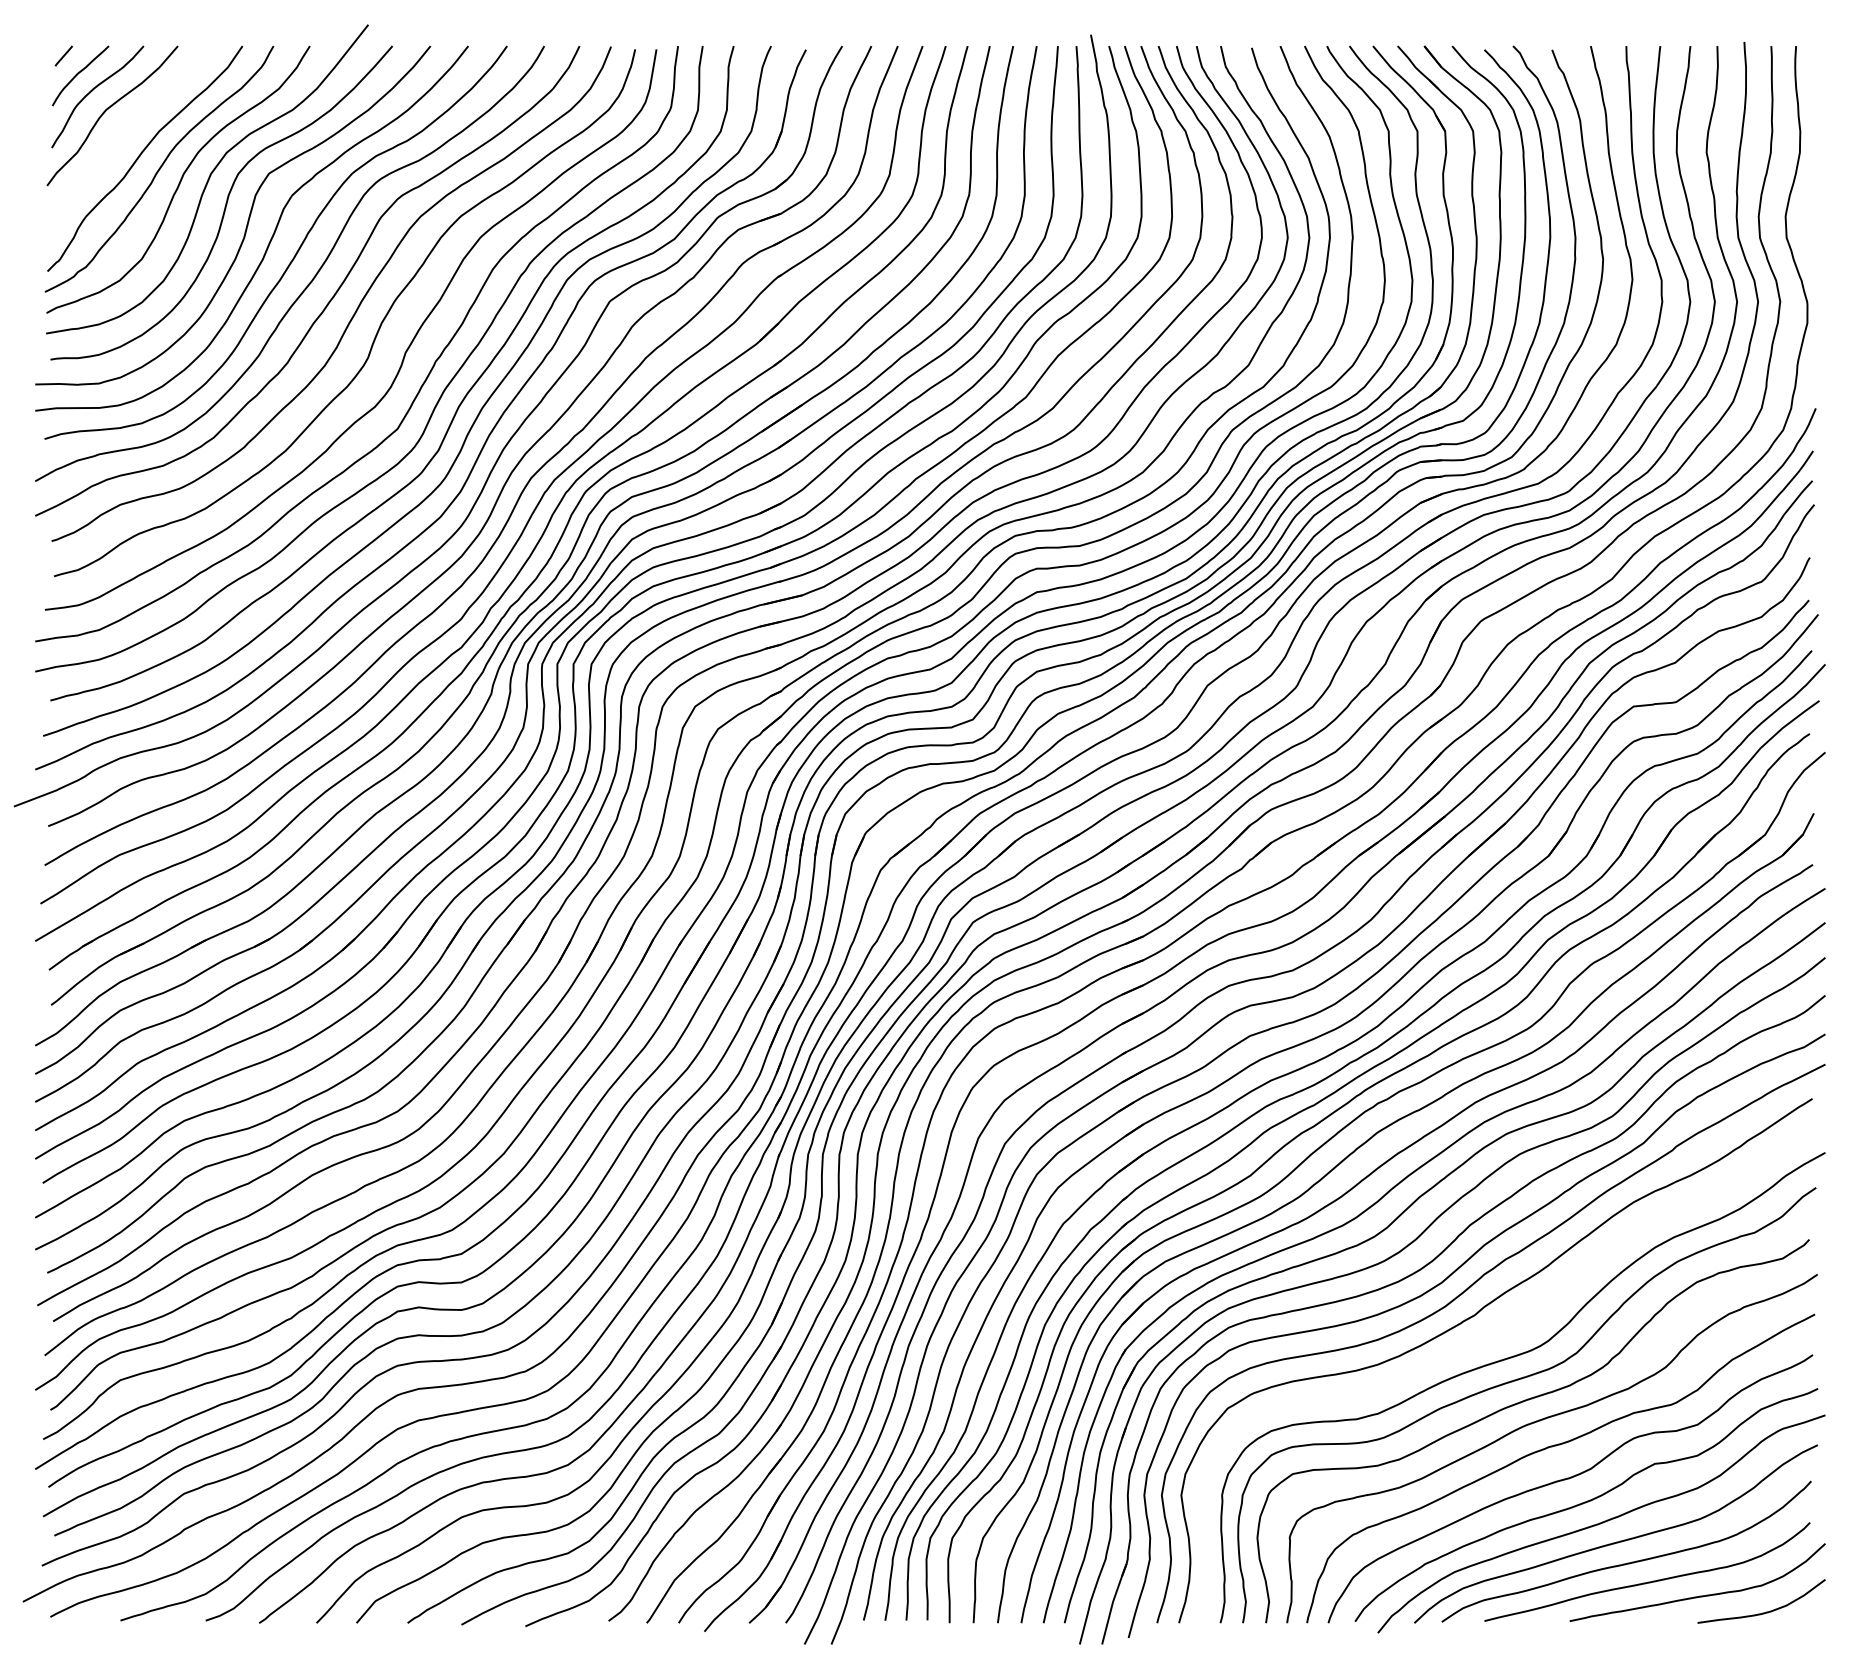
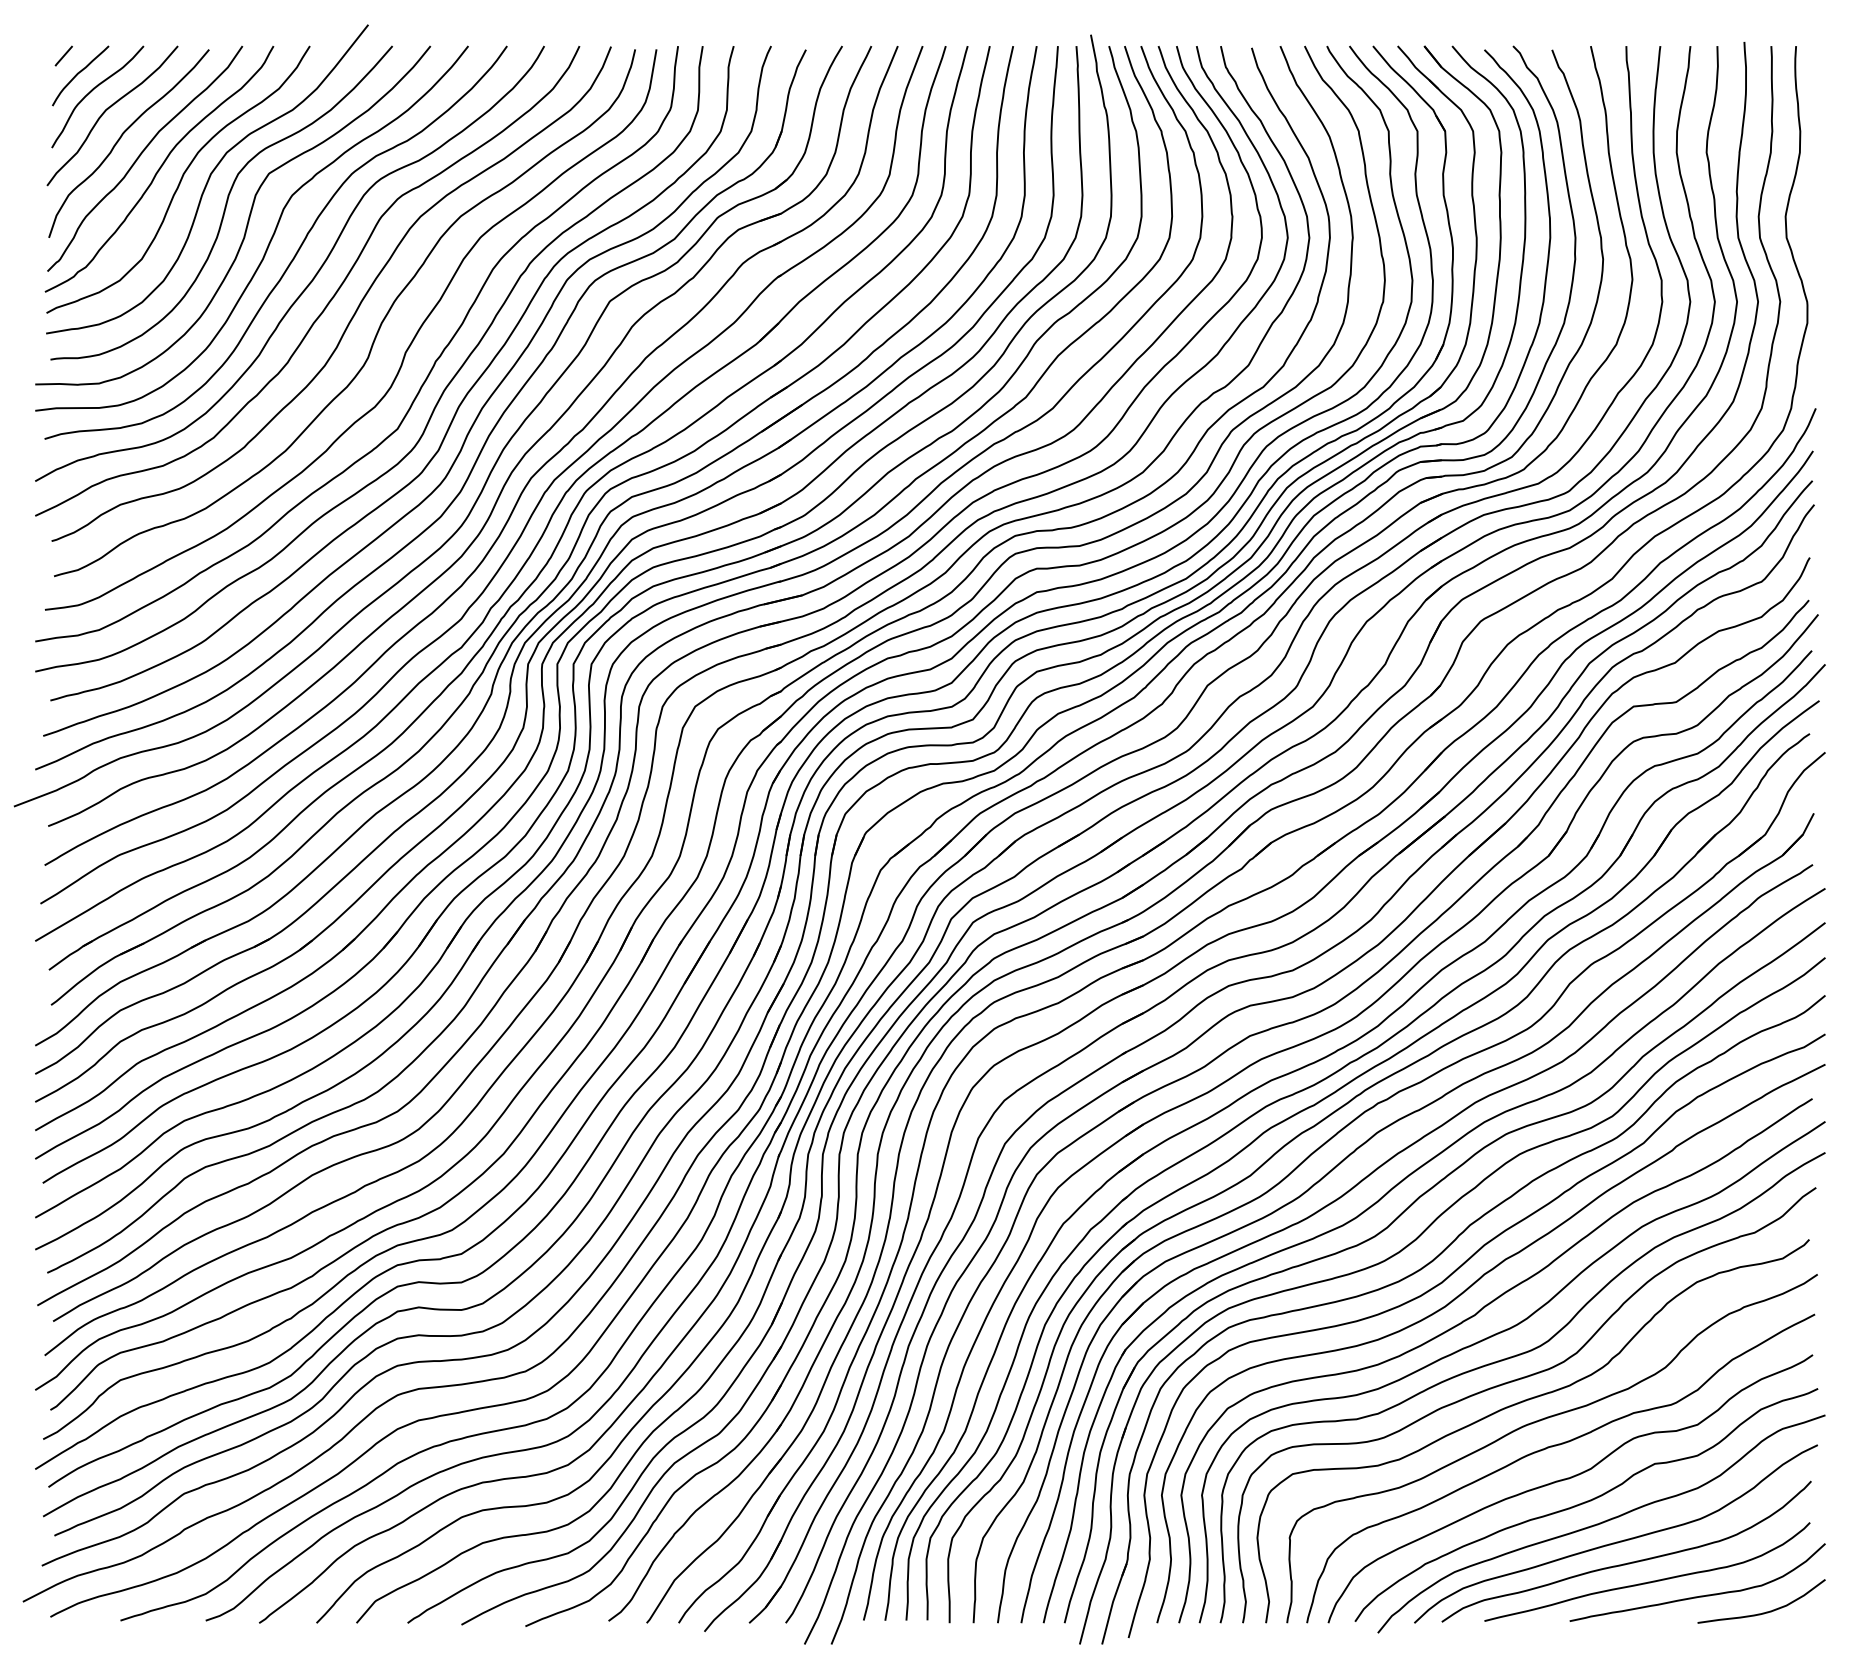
curve: none -> present (120, 139)
curve: none -> present (1496, 1335)
